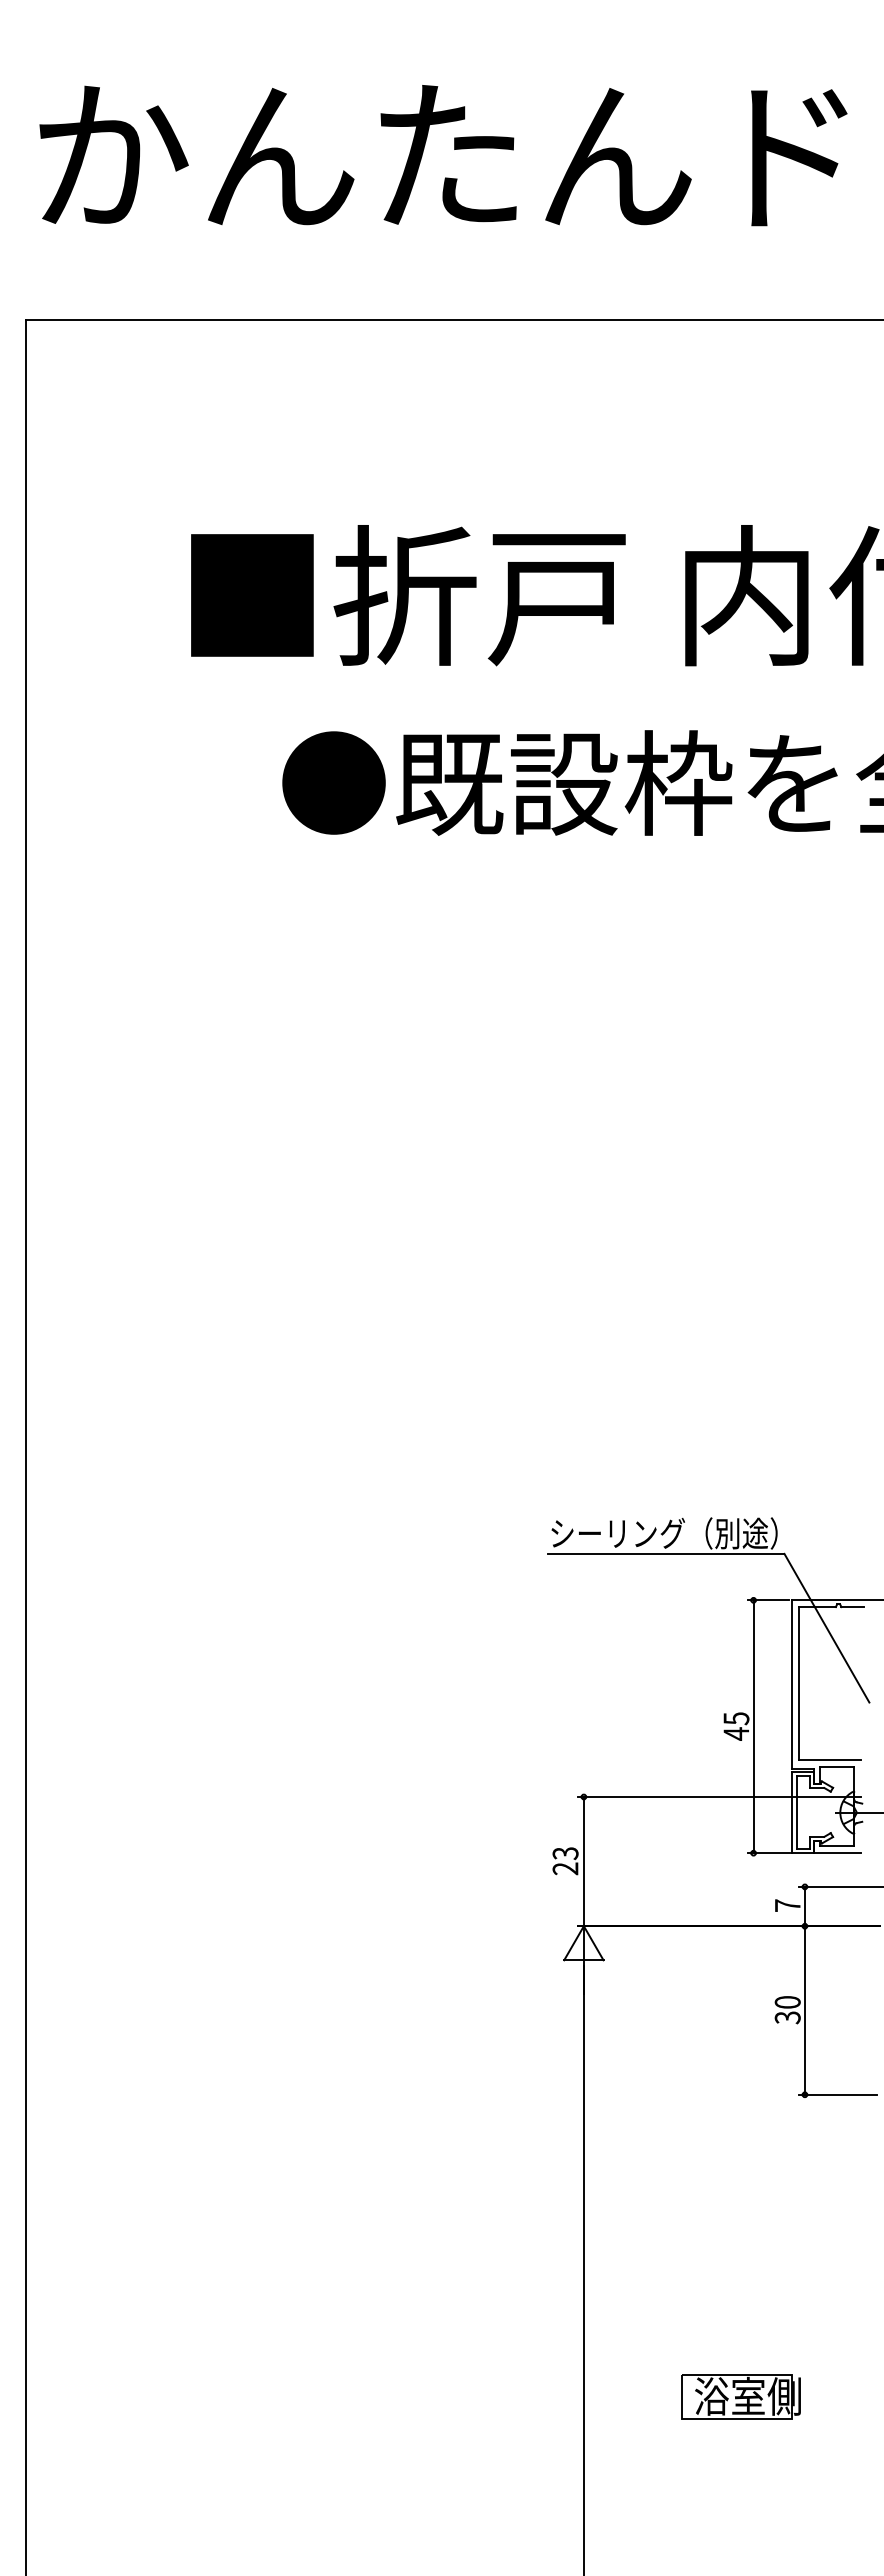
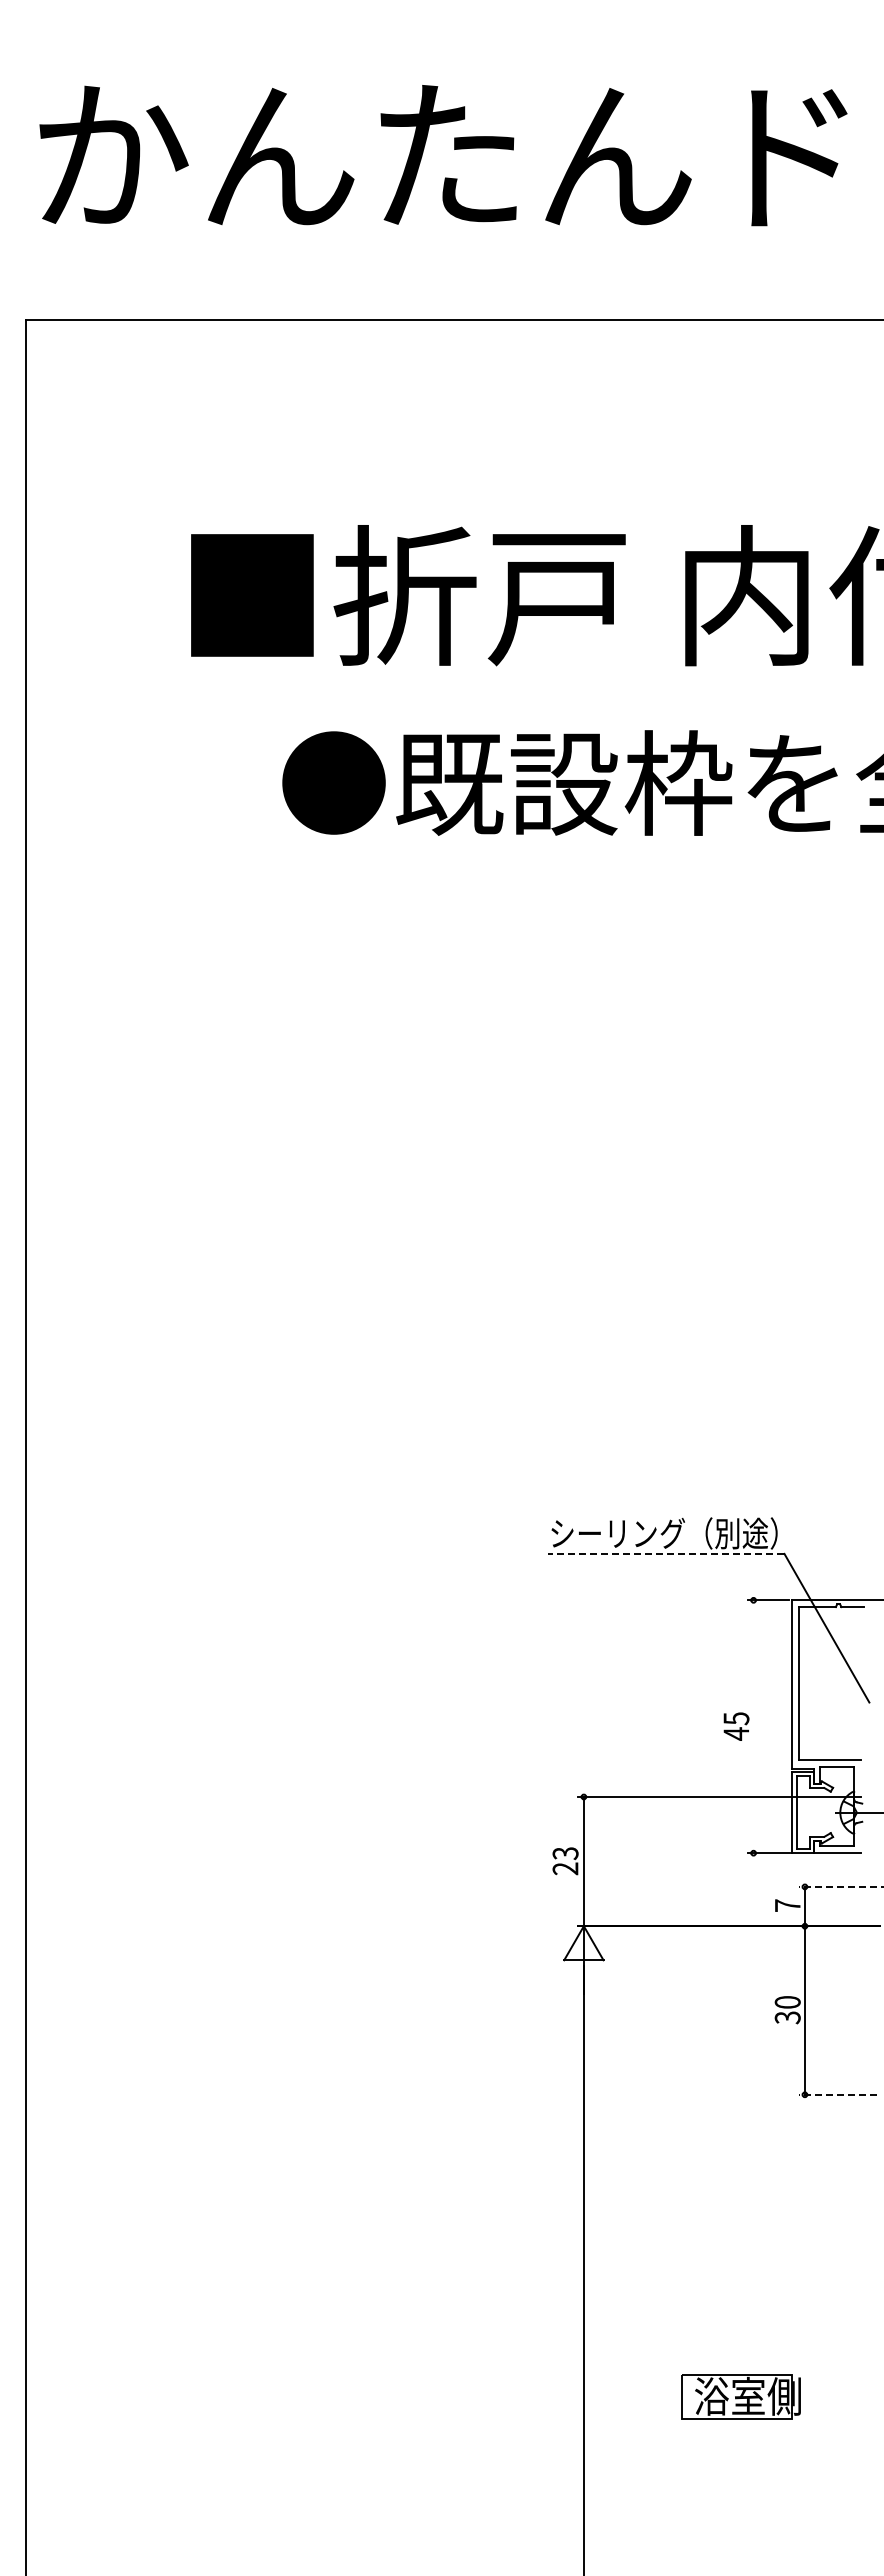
line: solid -> dashed (665, 1553)
line: present -> none (753, 1726)
line: solid -> dashed (841, 1886)
line: solid -> dashed (838, 2094)
